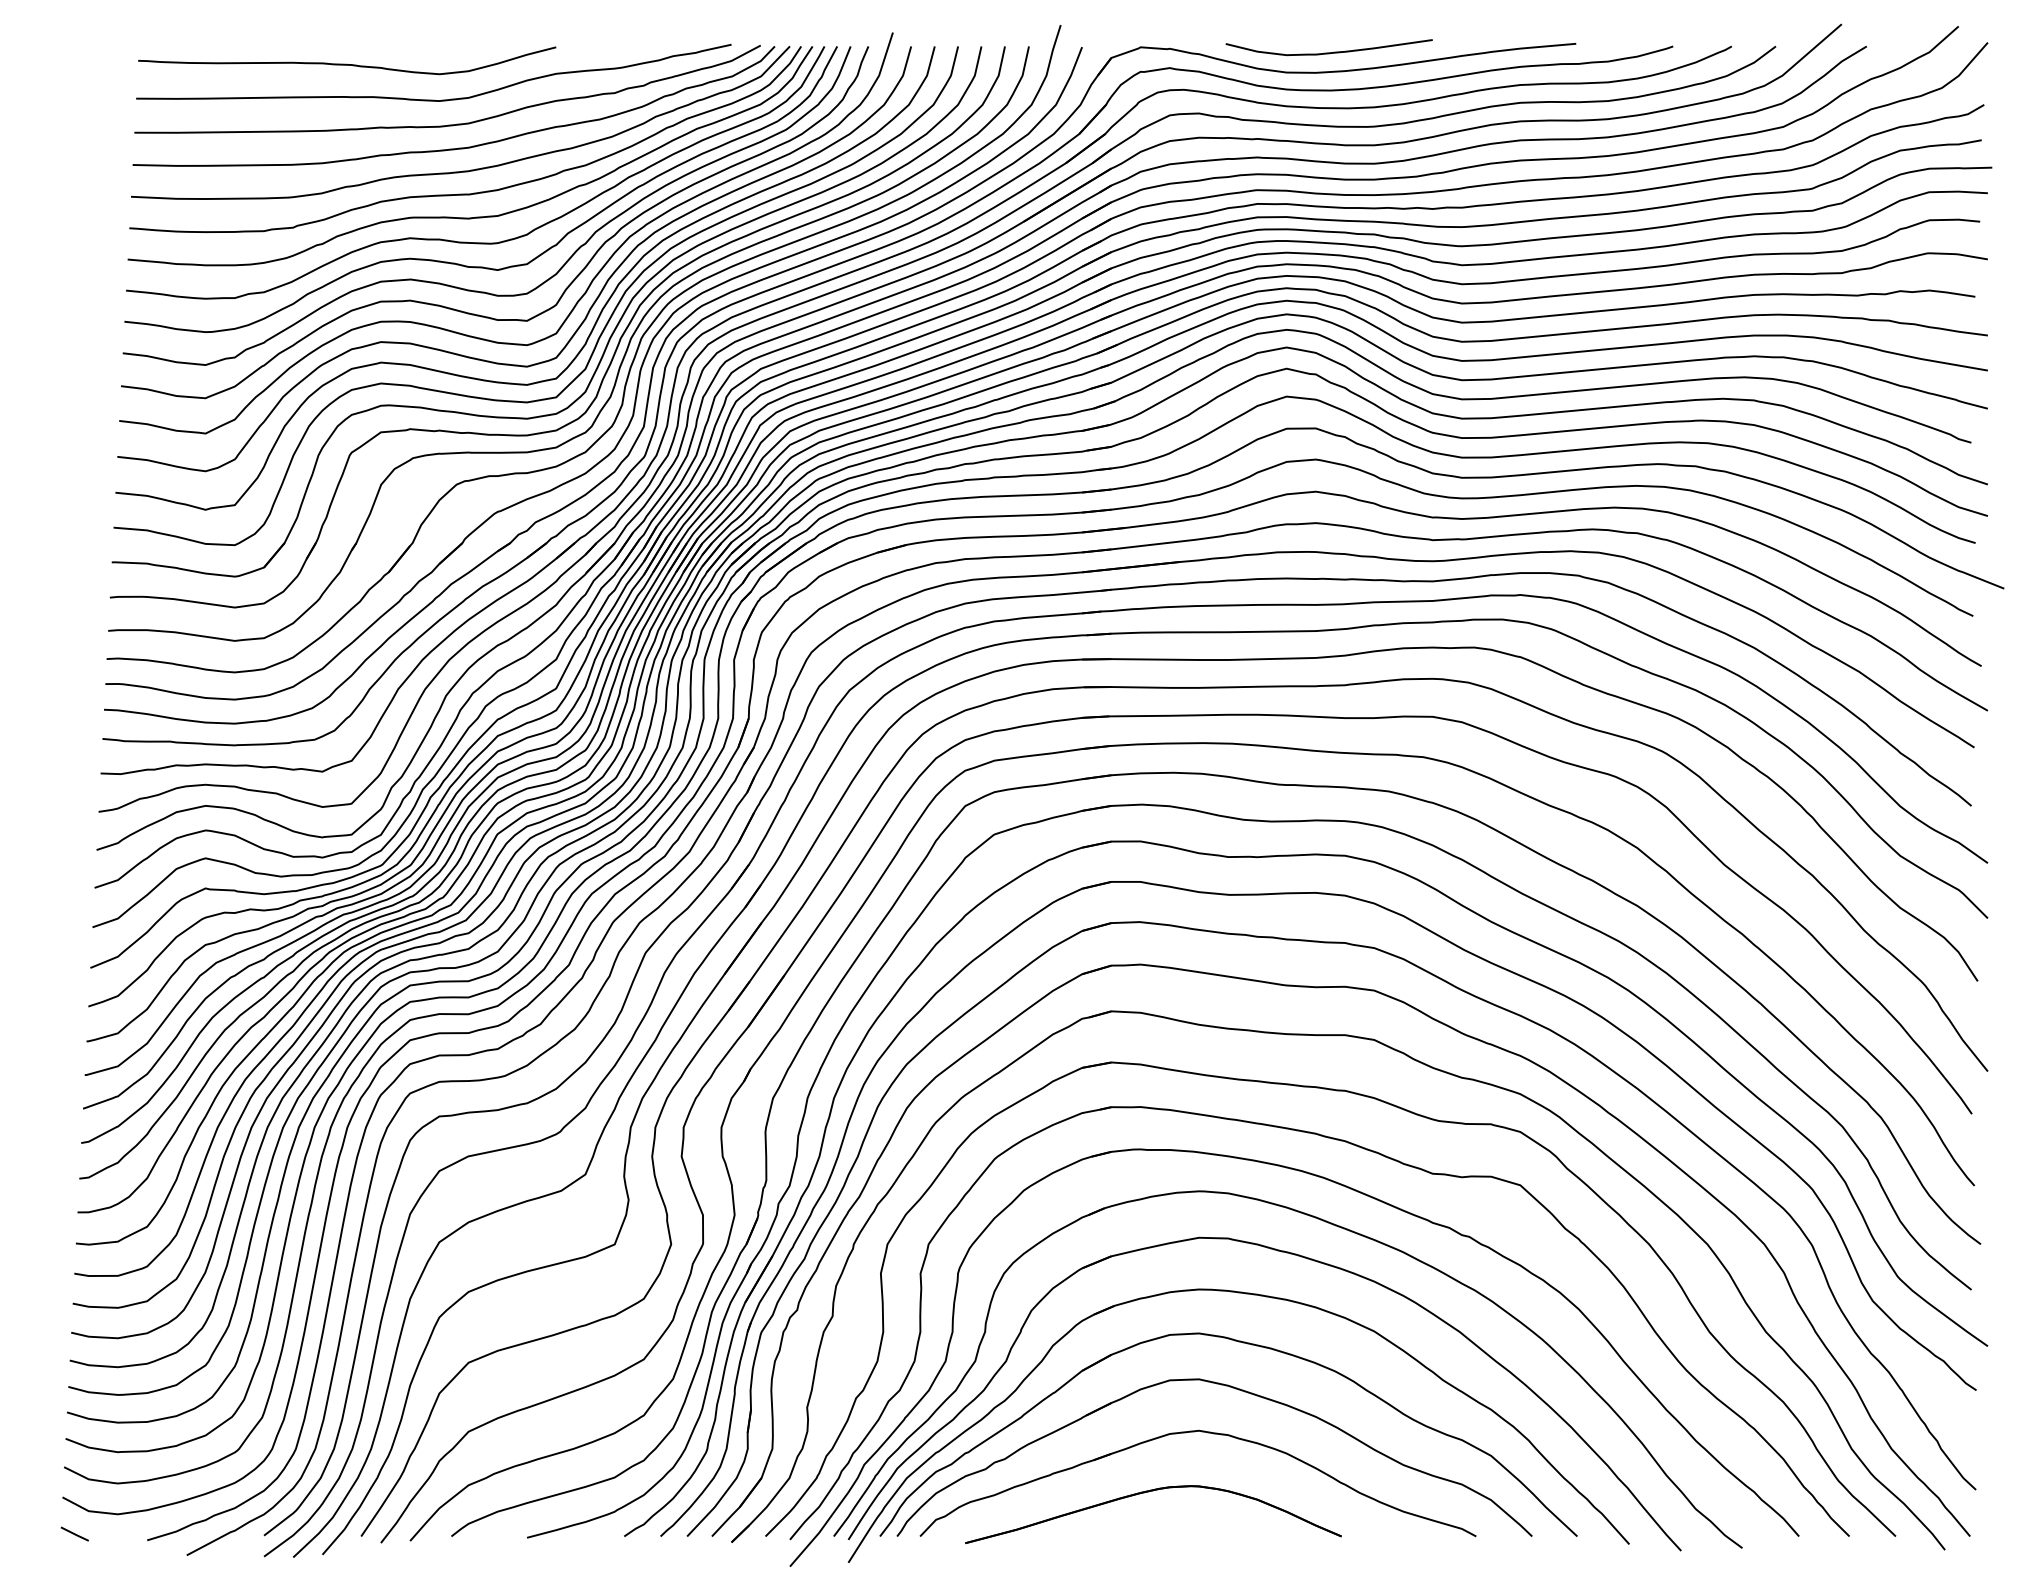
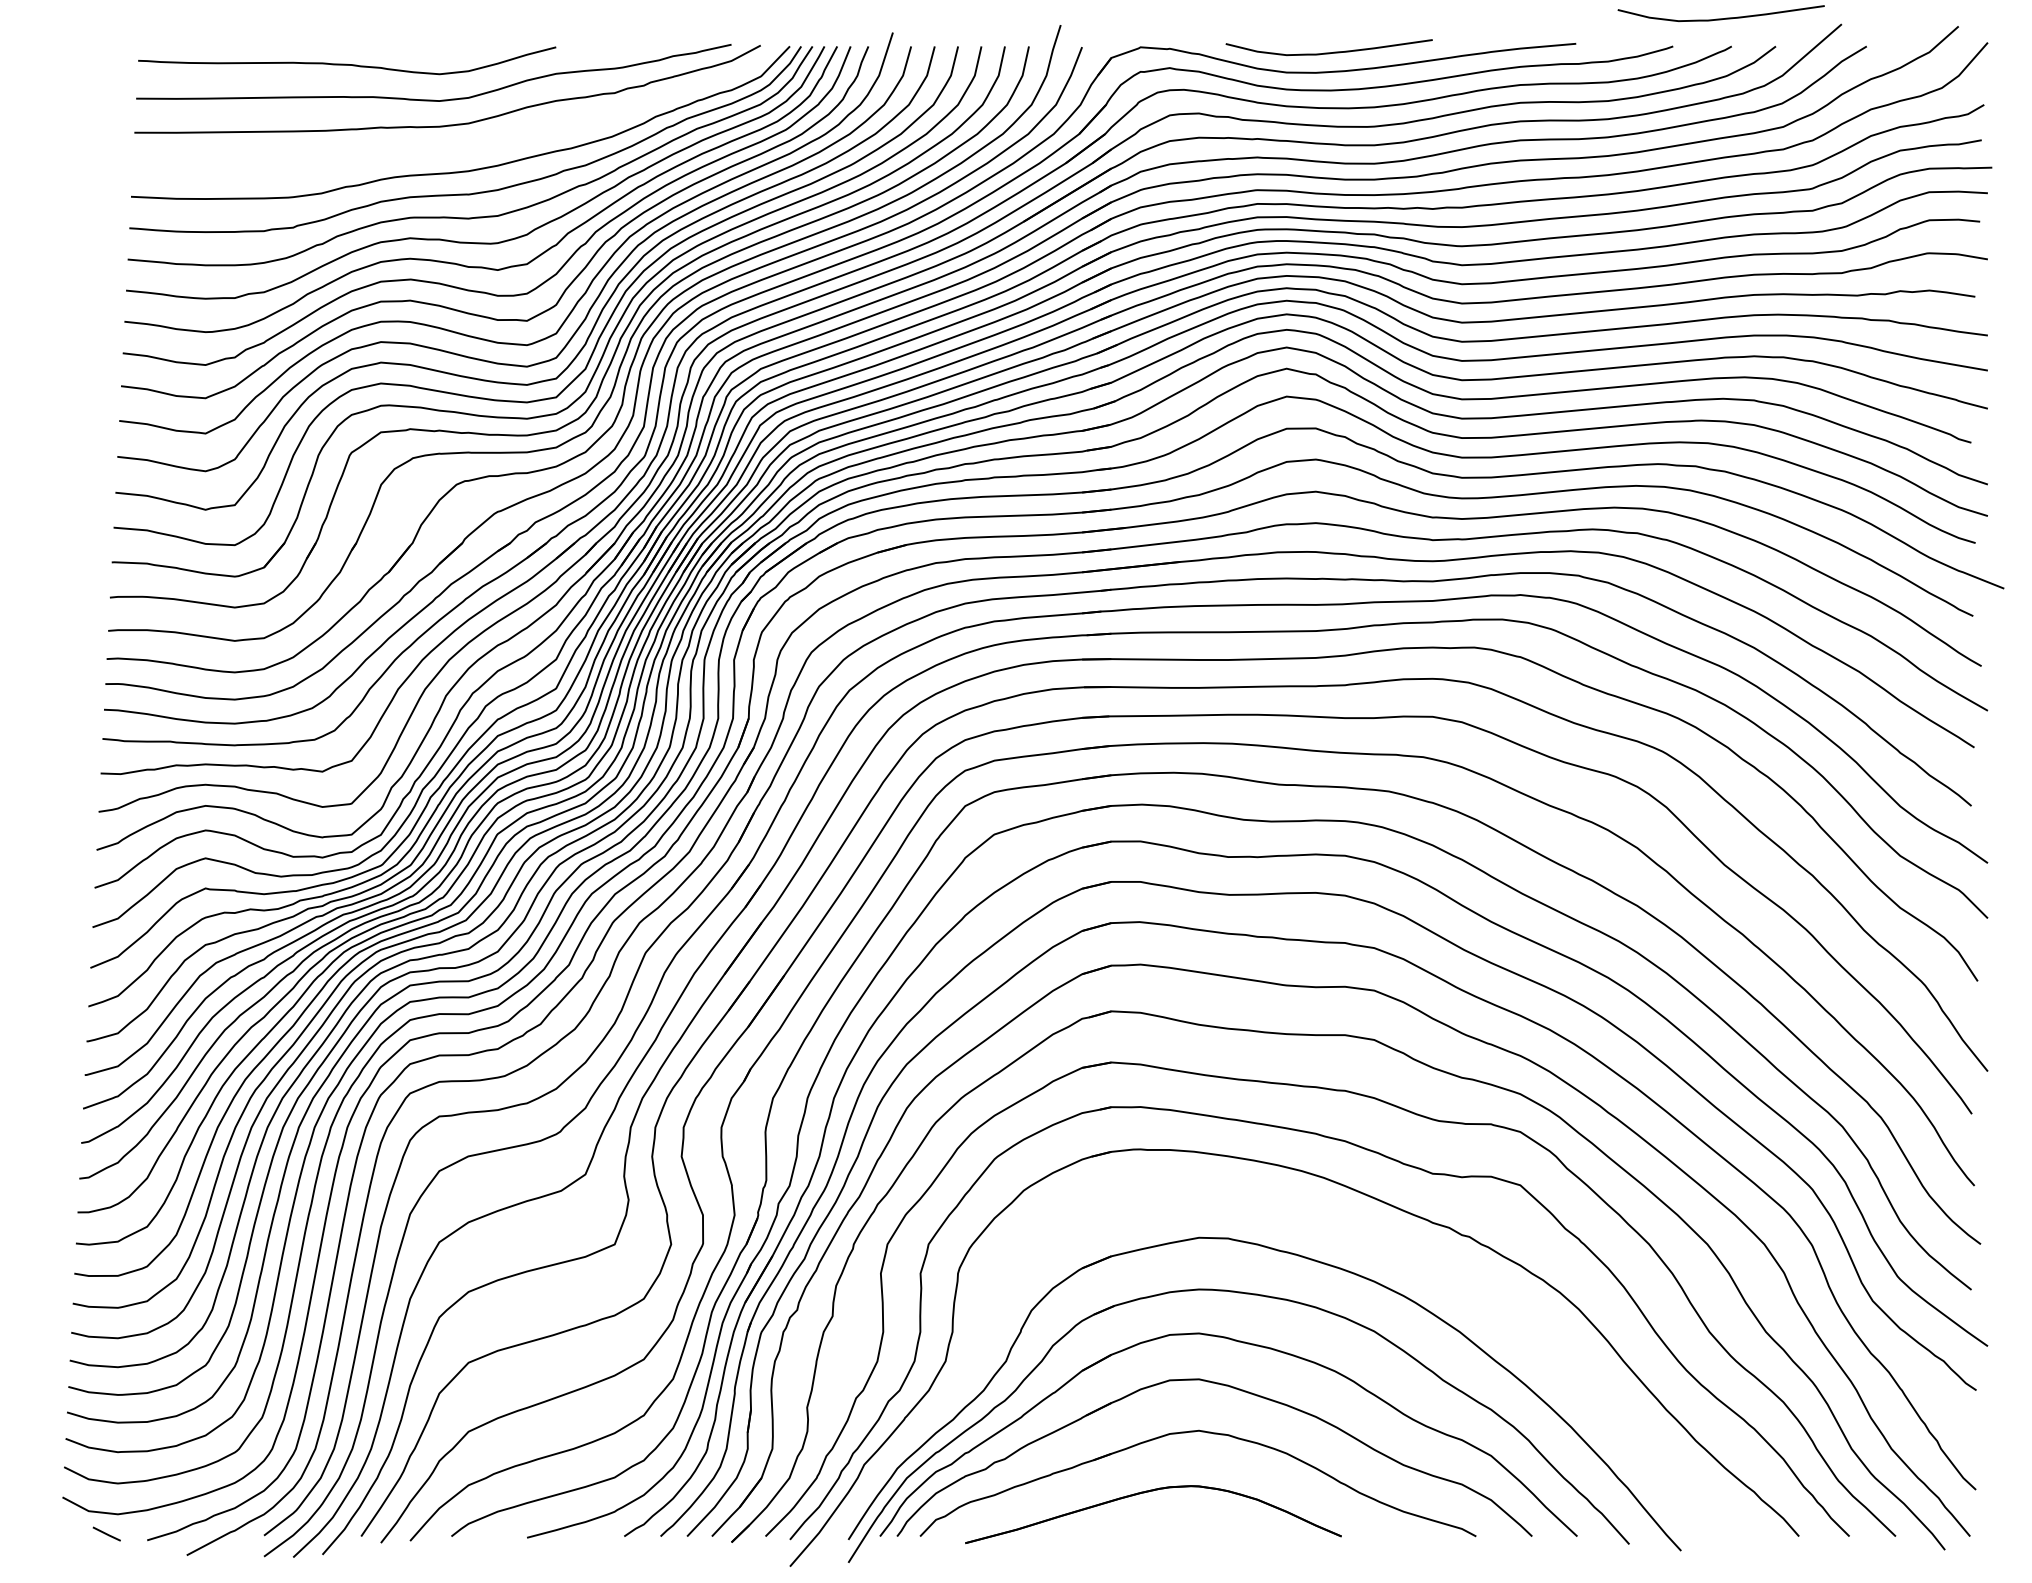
curve: none -> present (1720, 18)
curve: present -> none (458, 147)
part: present -> none (1343, 1229)
line position: (74, 1533) -> (106, 1533) (106, 1533)
